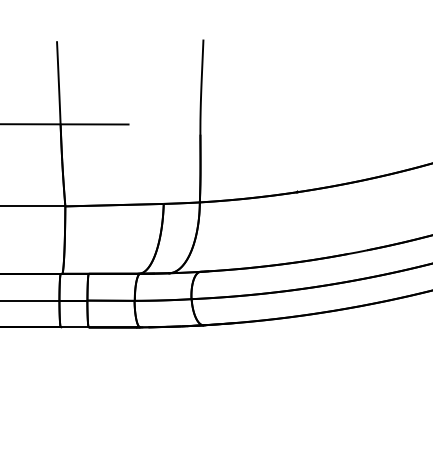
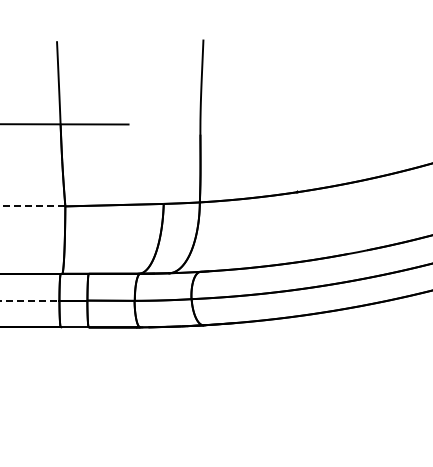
line: solid -> dashed (32, 206)
line: solid -> dashed (30, 300)
